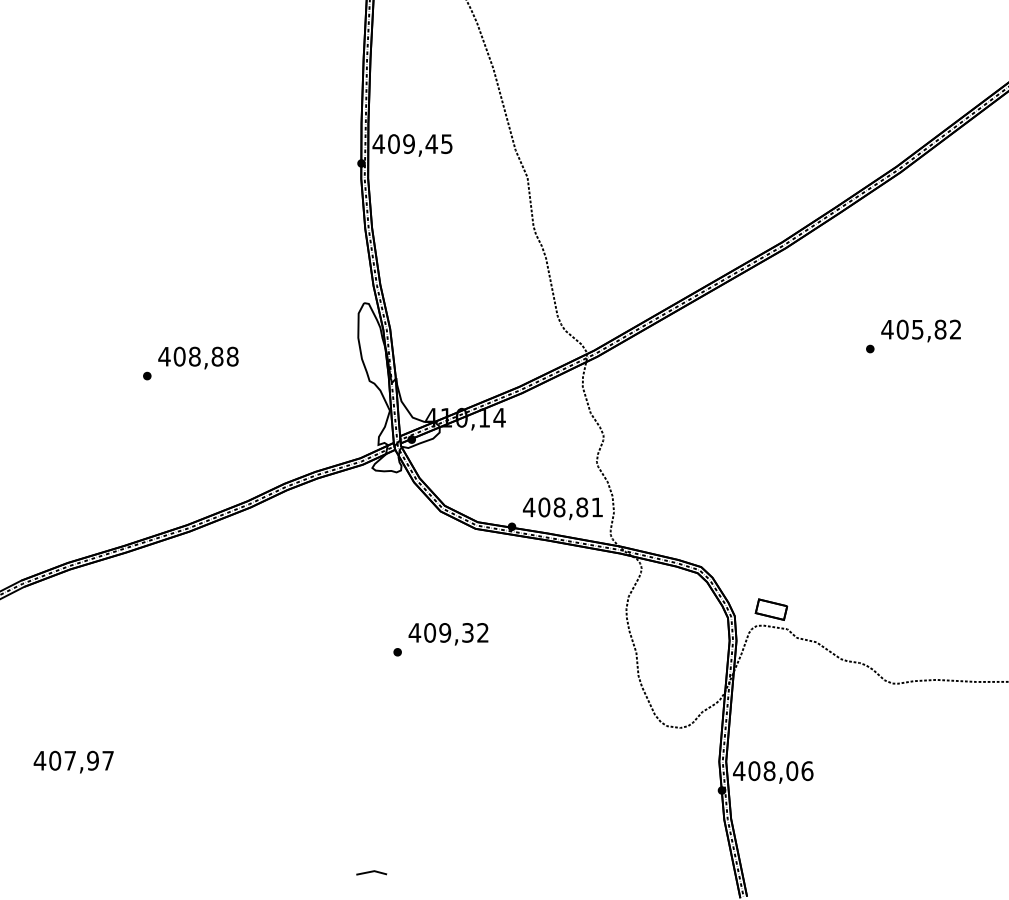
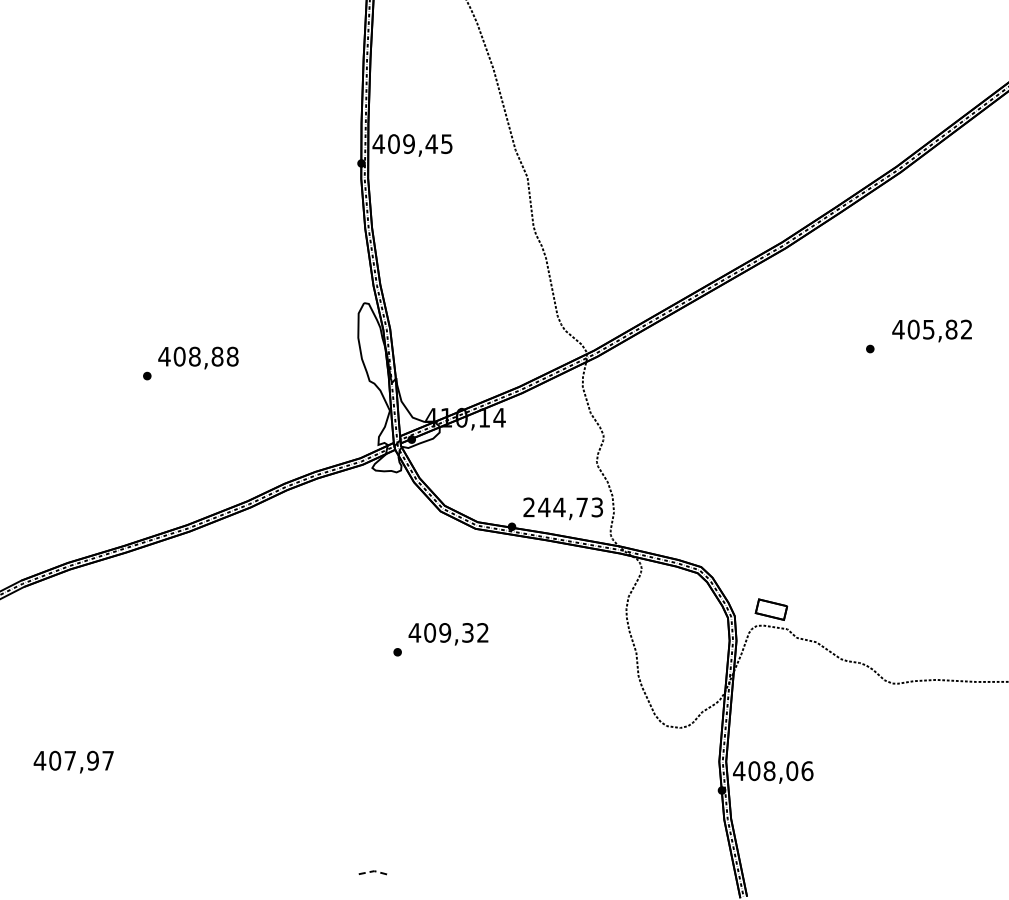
text position: (920, 330) -> (931, 330) (931, 330)
text: 408,81 -> 244,73 (562, 507)
line: solid -> dashed (372, 871)
